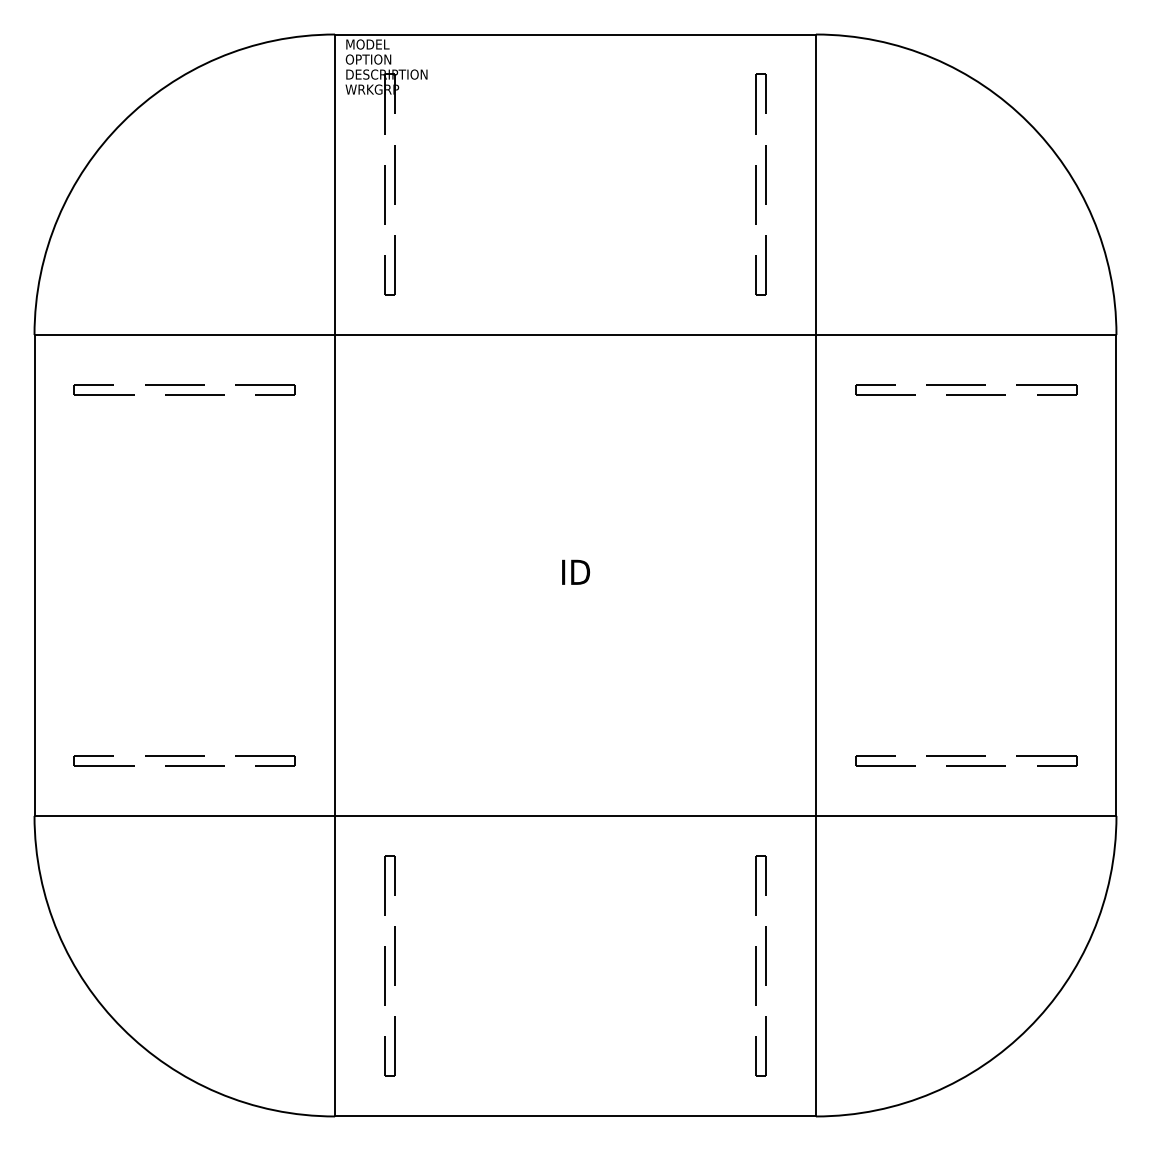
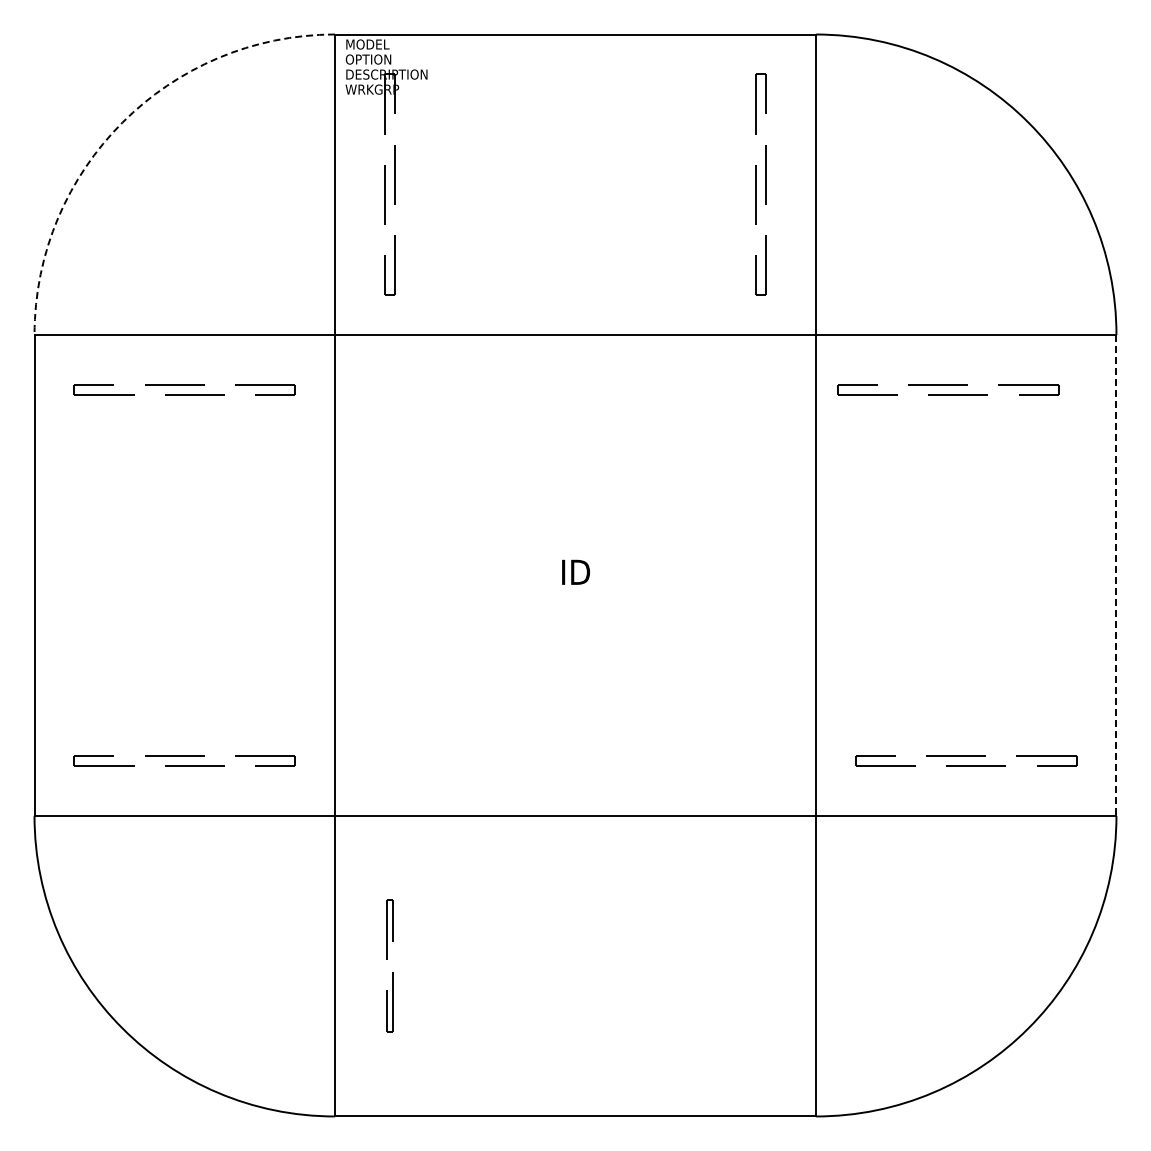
arc: solid -> dashed (122, 122)
part position: (966, 389) -> (948, 389) (948, 389)
line: solid -> dashed (1116, 575)
part size: 12x222 px -> 8x134 px (389, 965)
part: present -> none (760, 965)
